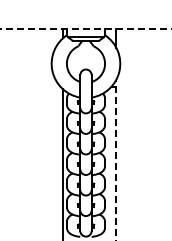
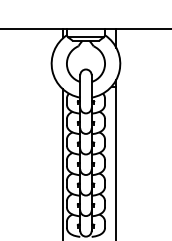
line: dashed -> solid (86, 29)
line: dashed -> solid (116, 159)
